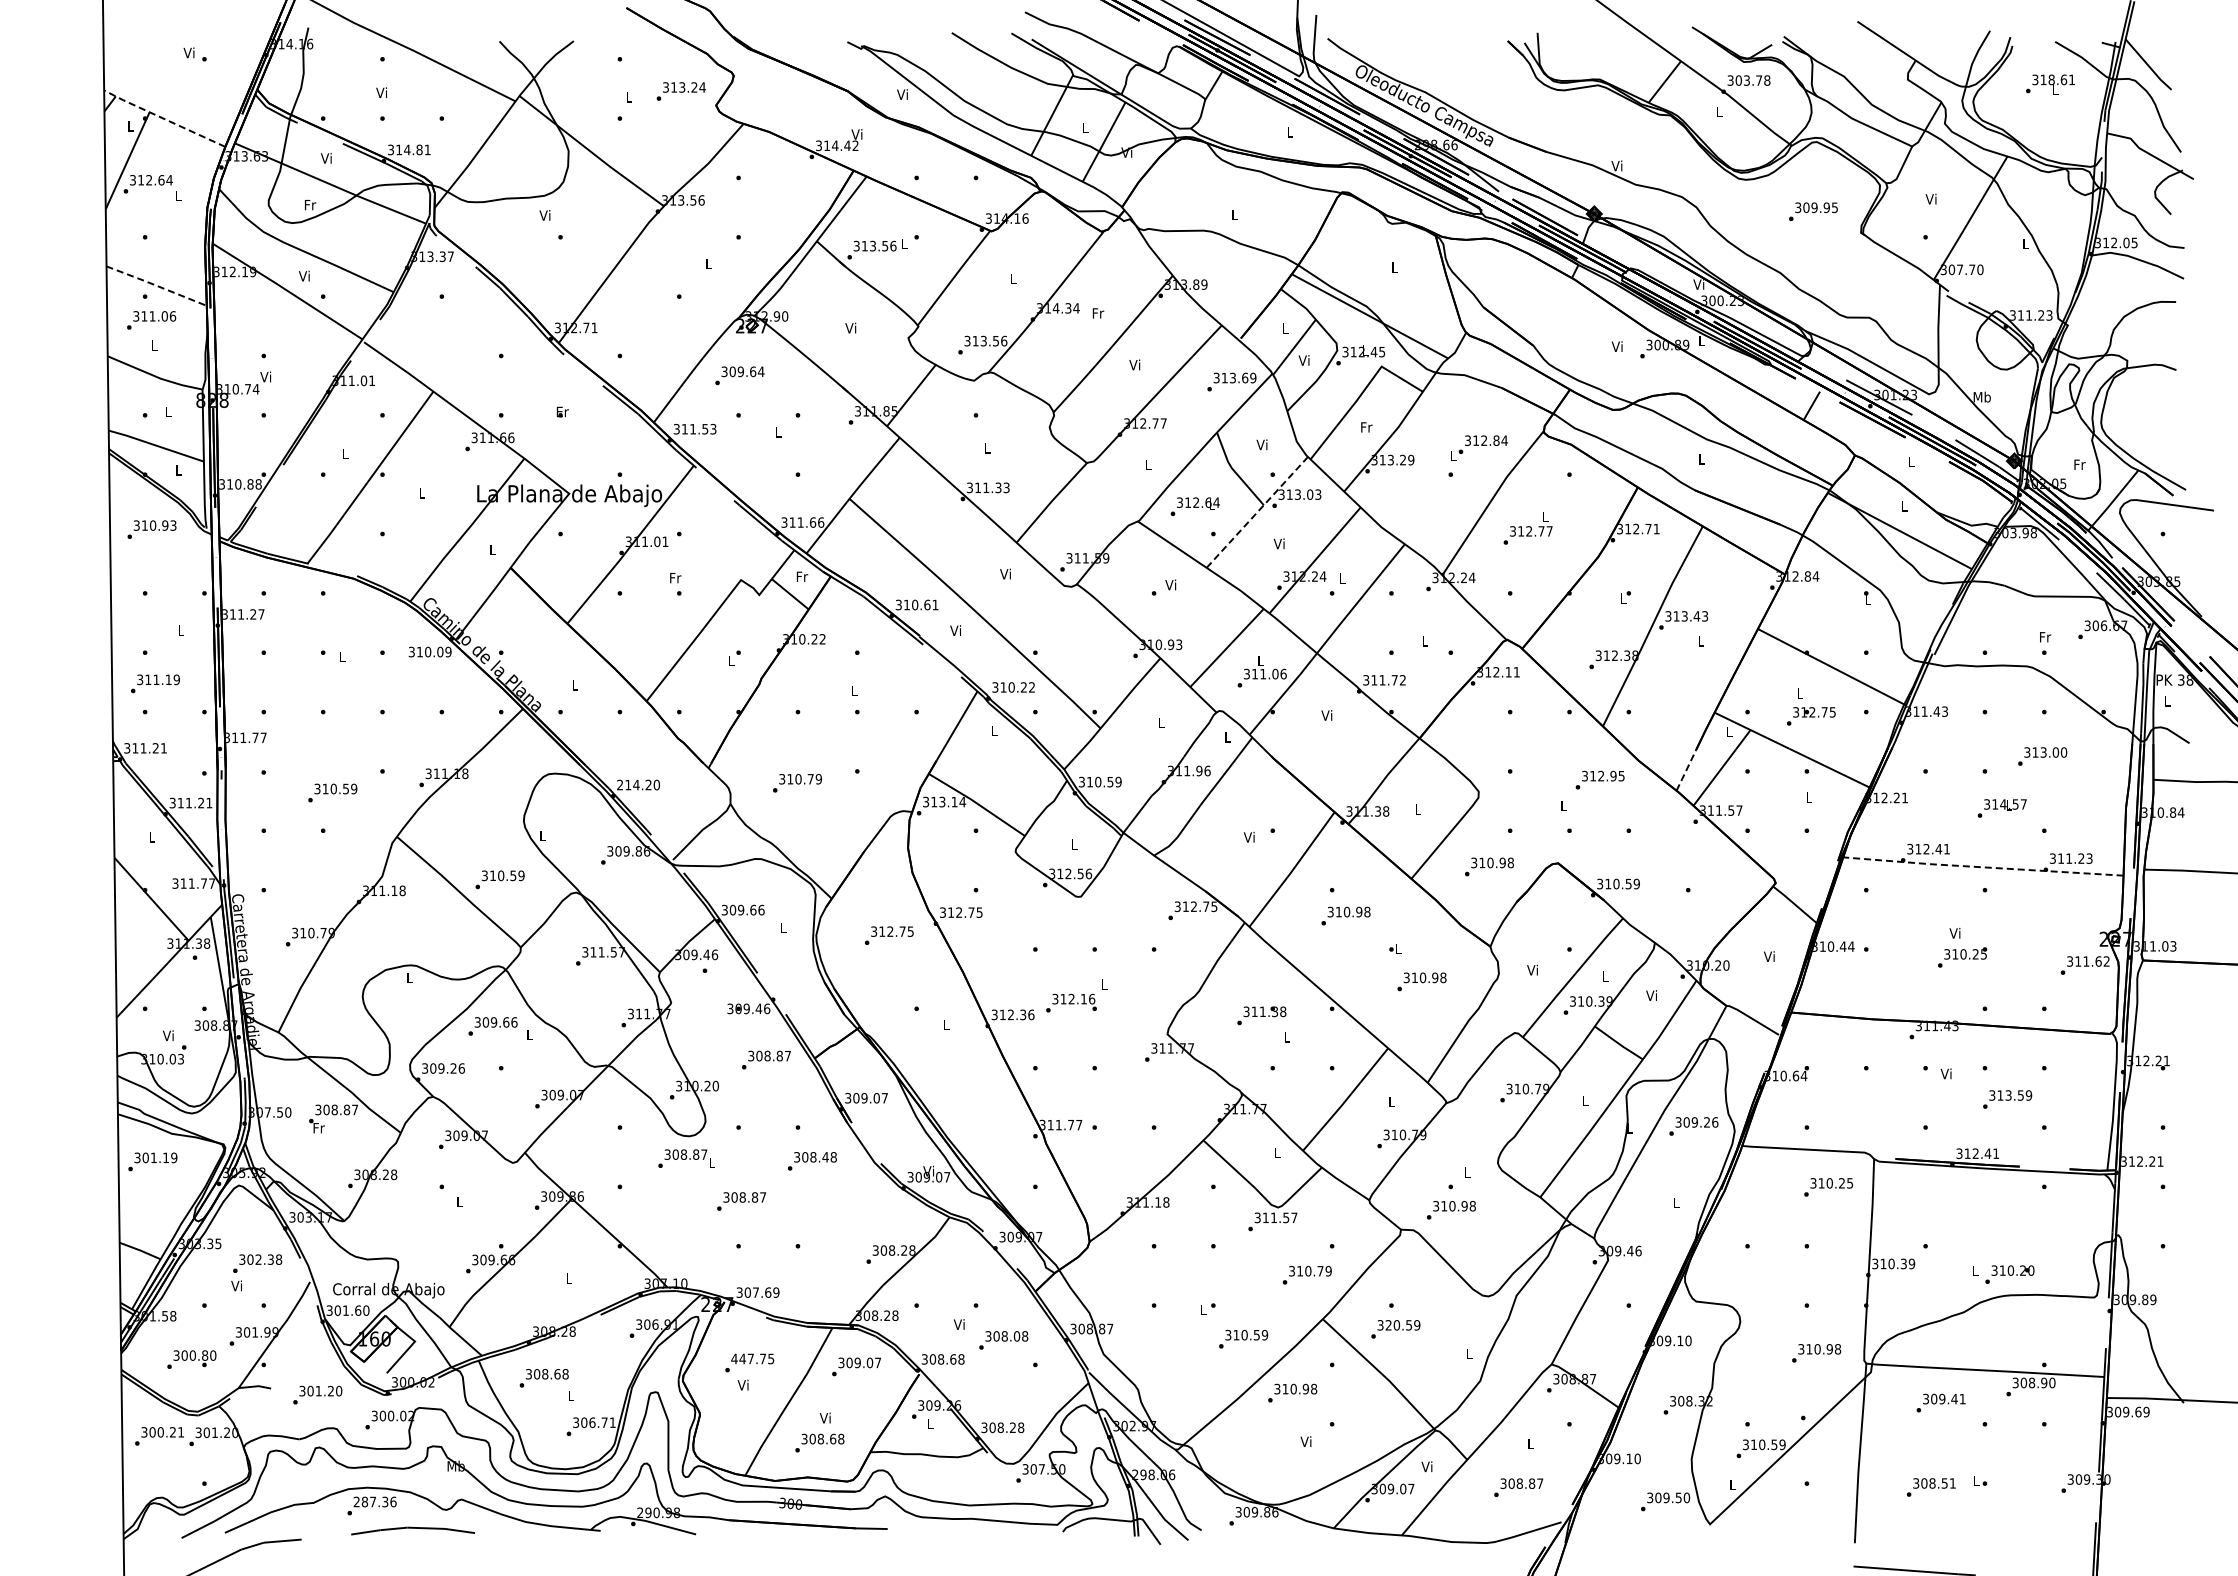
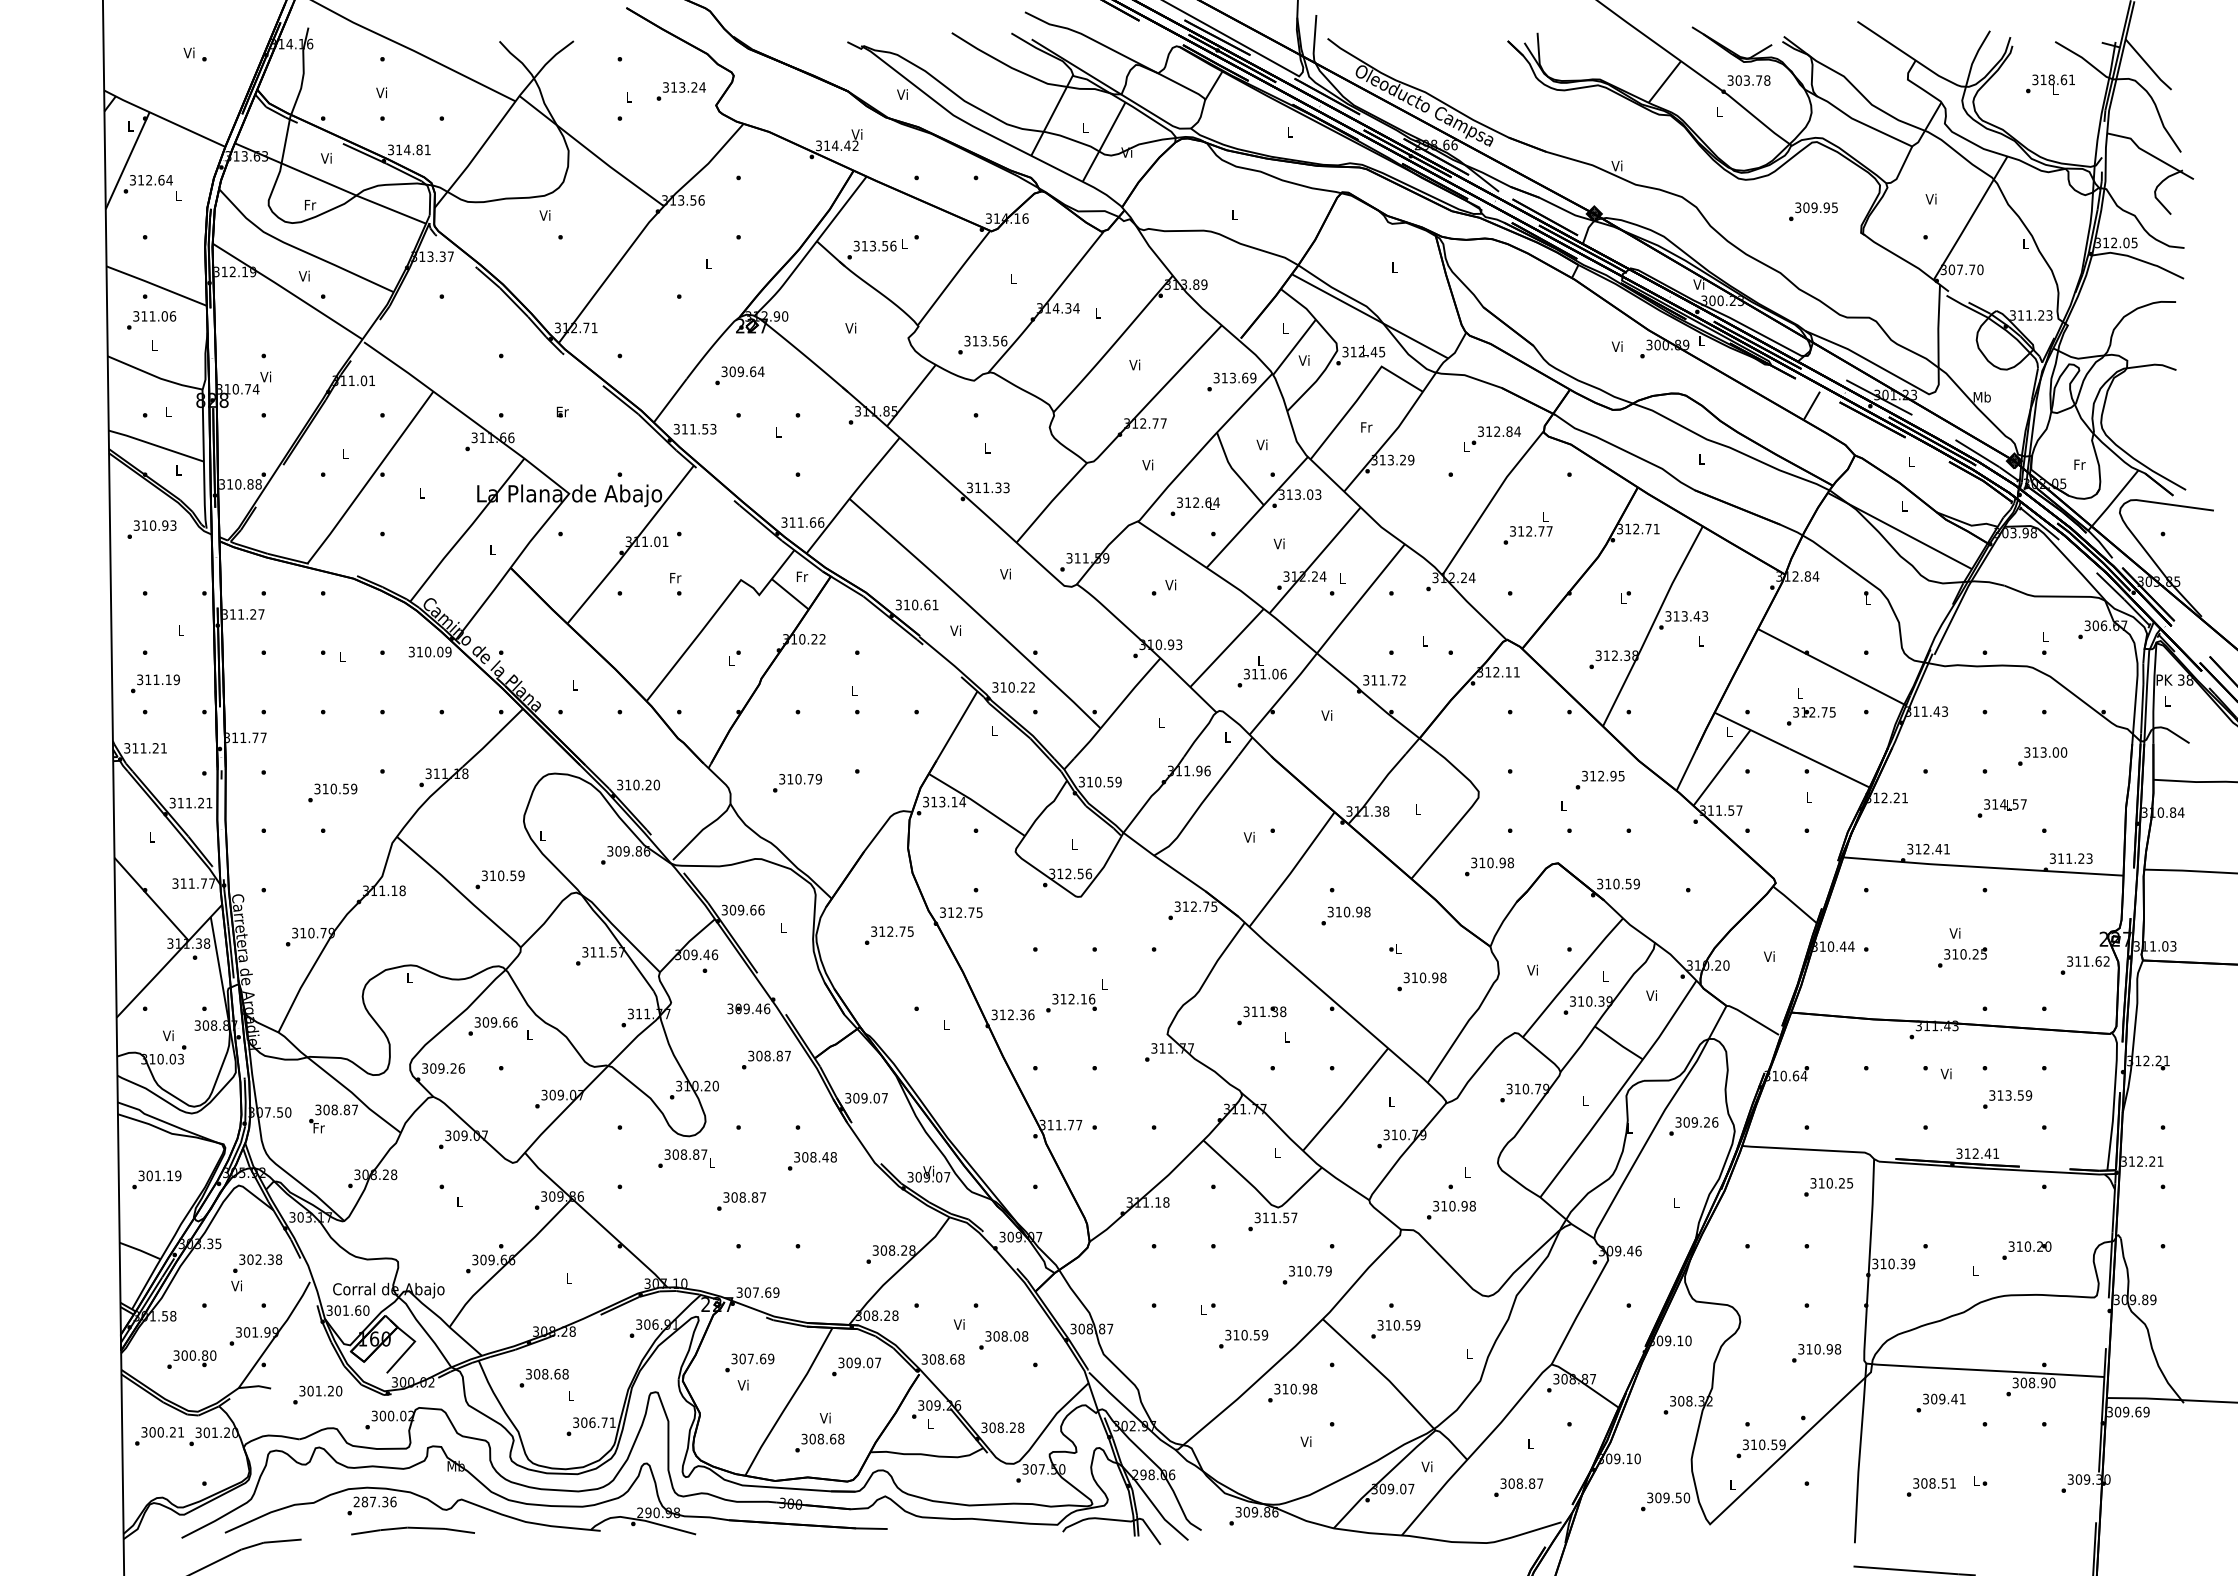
line: dashed -> solid (163, 118)
line: dashed -> solid (156, 285)
text: Fr -> L (1098, 313)
text position: (1479, 447) -> (1492, 438) (1492, 438)
text: L -> Vi (1147, 464)
line: dashed -> solid (1256, 512)
text: Fr -> L (2045, 637)
line: dashed -> solid (1686, 770)
text: 214.20 -> 310.20 (628, 784)
line: dashed -> solid (1981, 867)
text position: (152, 1161) -> (156, 1179) (156, 1179)
text position: (2009, 1274) -> (2026, 1250) (2026, 1250)
text: 320.59 -> 310.59 (1388, 1325)
text: 447.75 -> 307.69 (752, 1358)
